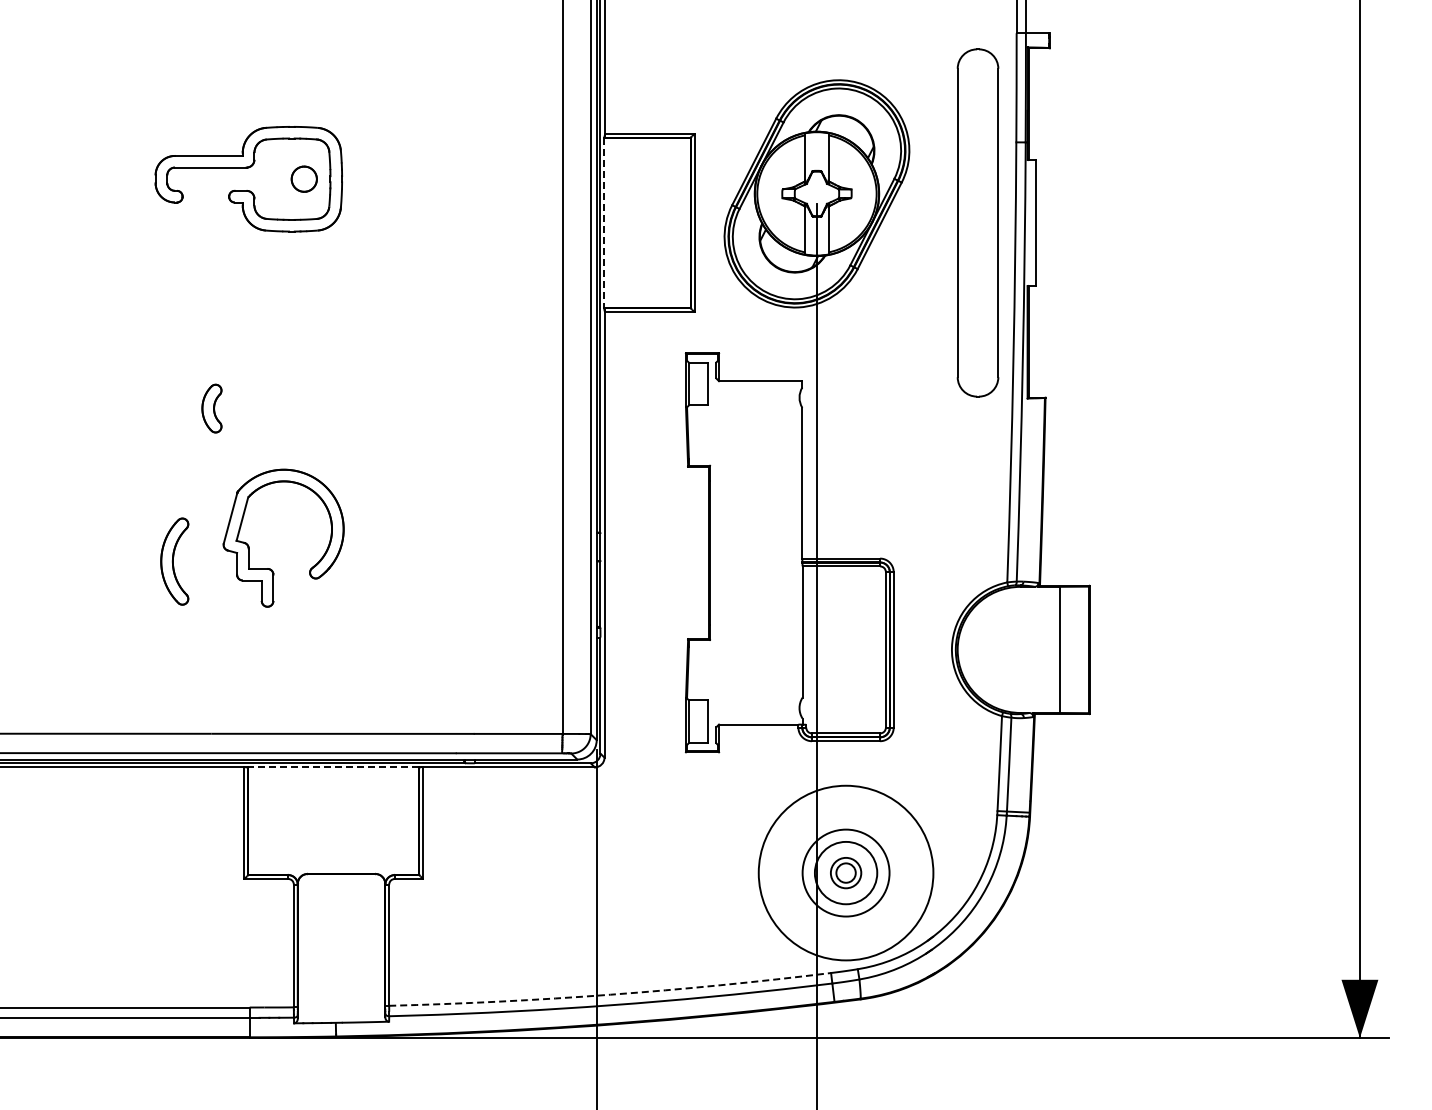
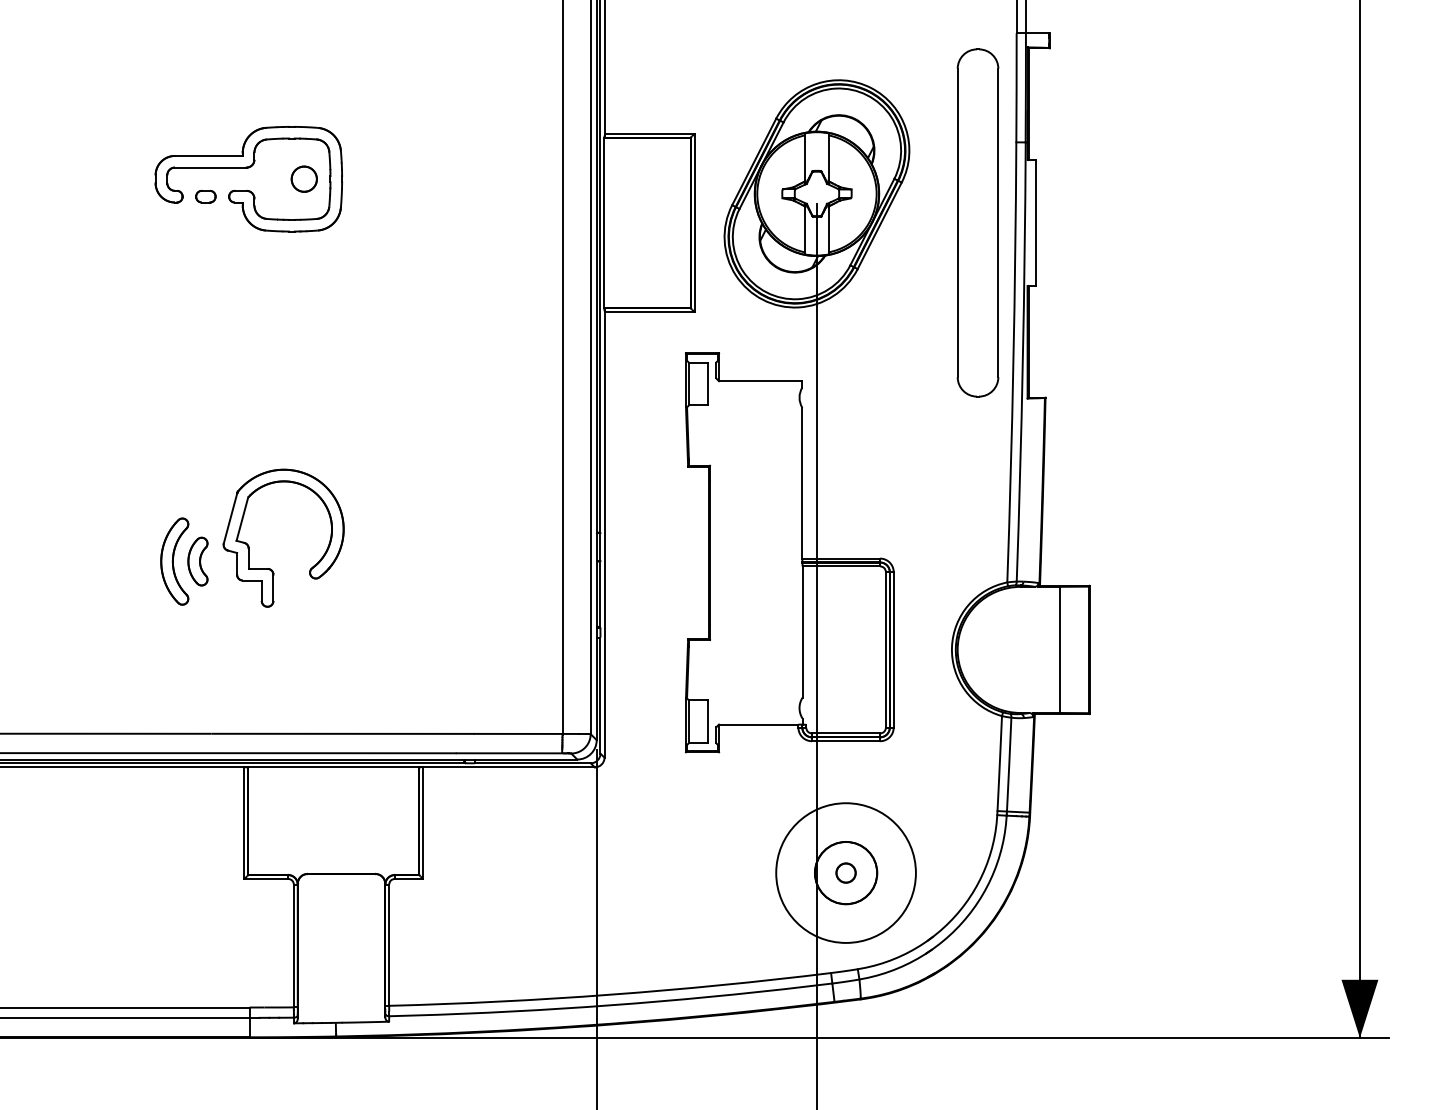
part: none -> present (205, 196)
line: dashed -> solid (604, 223)
part position: (211, 408) -> (197, 561) (197, 561)
line: dashed -> solid (333, 767)
circle diameter: 175 px -> 140 px (845, 872)
circle diameter: 30 px -> 19 px (845, 872)
circle diameter: 87 px -> 62 px (846, 873)
arc: dashed -> solid (610, 994)
